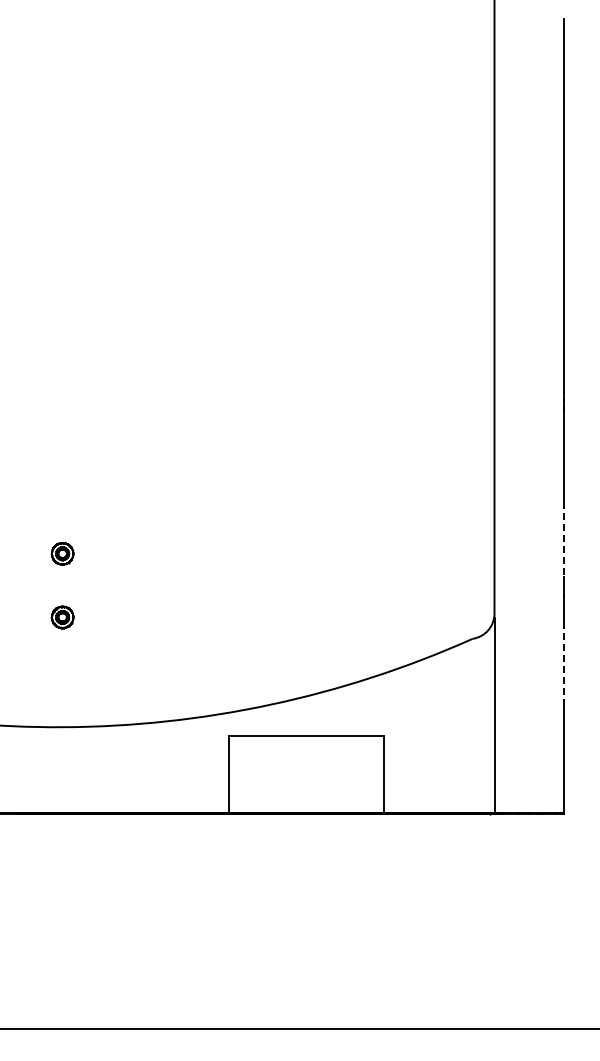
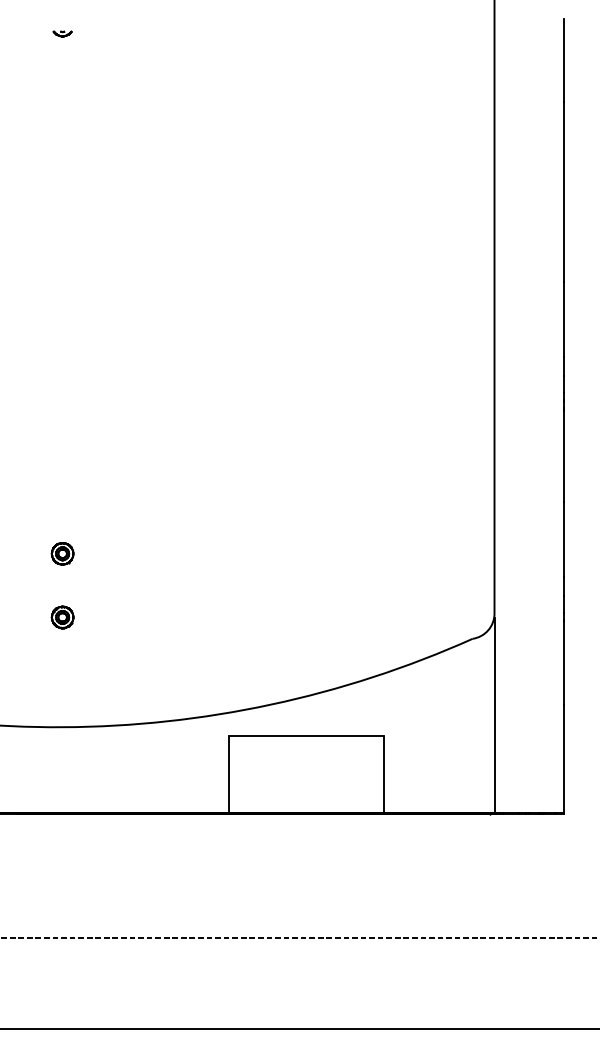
part: none -> present (62, 33)
line: dashed -> solid (563, 539)
line: dashed -> solid (563, 663)
line: none -> present (299, 937)
